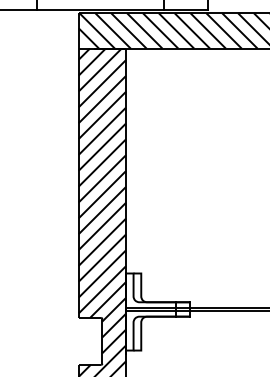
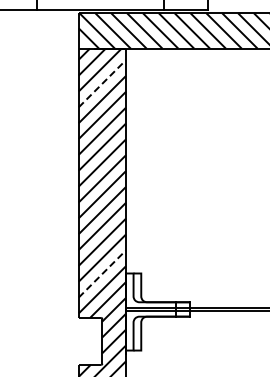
line: solid -> dashed (102, 83)
line: solid -> dashed (102, 273)
